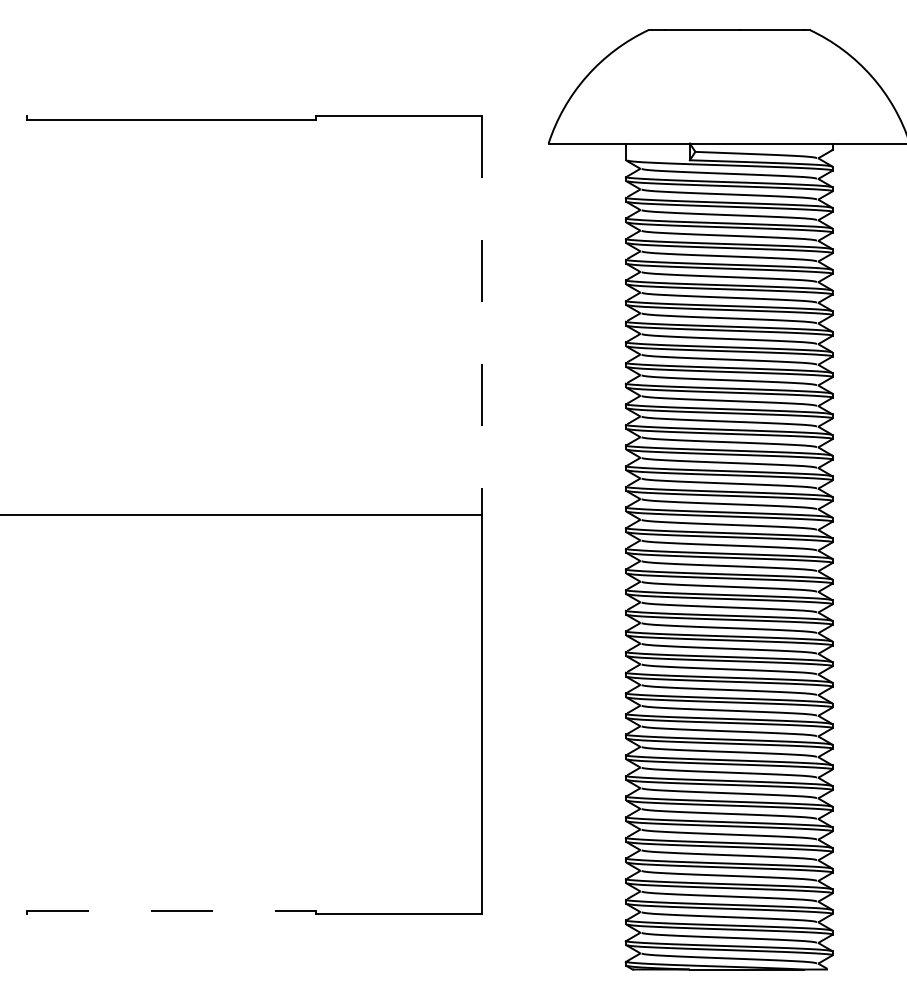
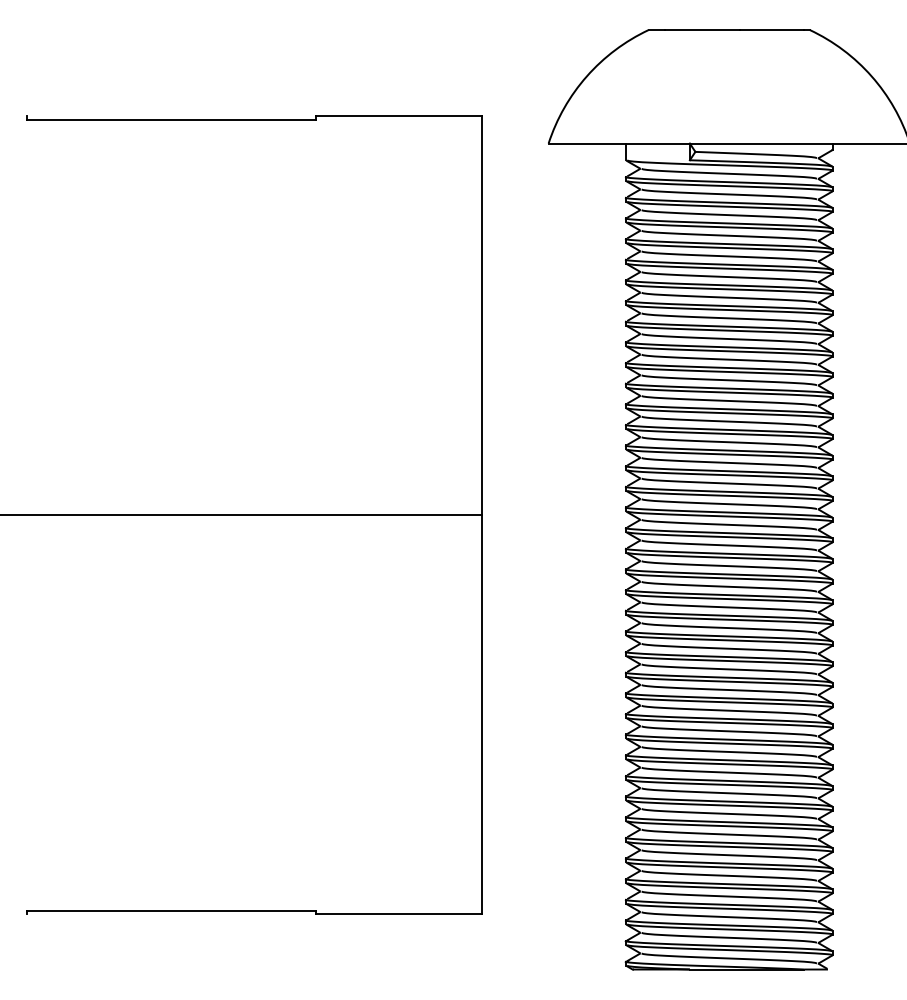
line: dashed -> solid (481, 316)
line: dashed -> solid (171, 910)
